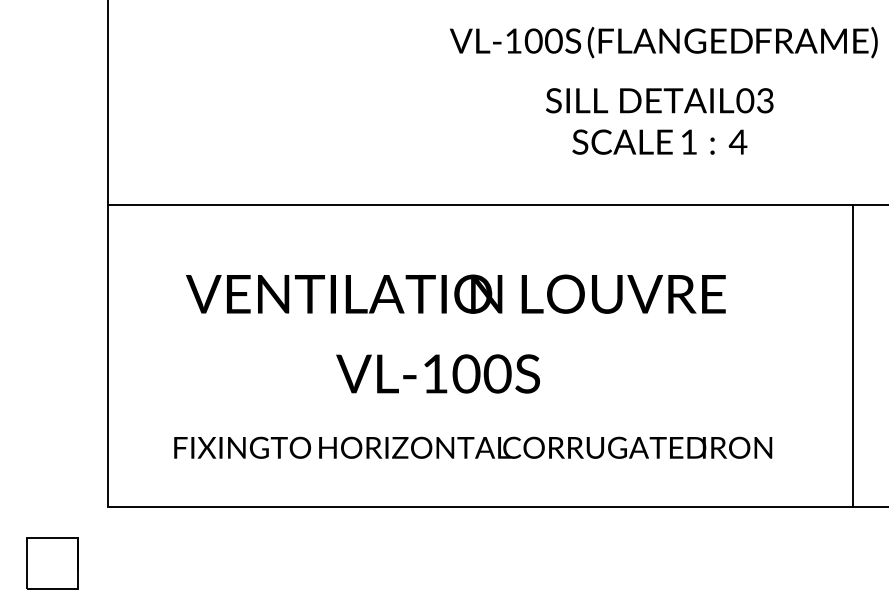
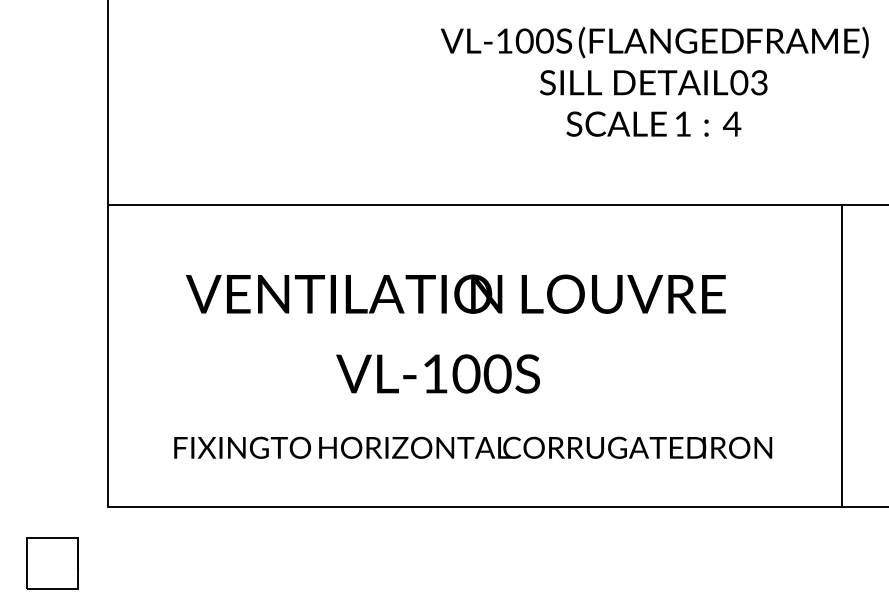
text position: (663, 42) -> (654, 42) (654, 42)
text position: (659, 121) -> (653, 103) (653, 103)
line position: (852, 355) -> (841, 355) (841, 355)
